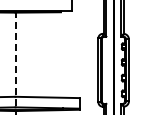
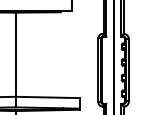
line: dashed -> solid (15, 59)
